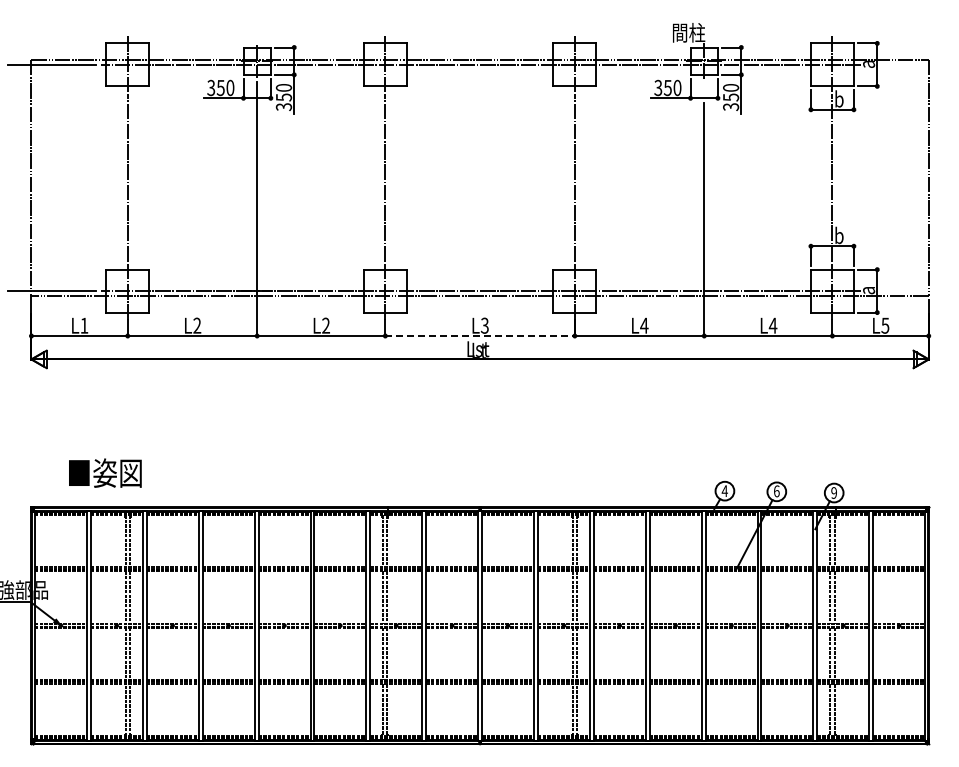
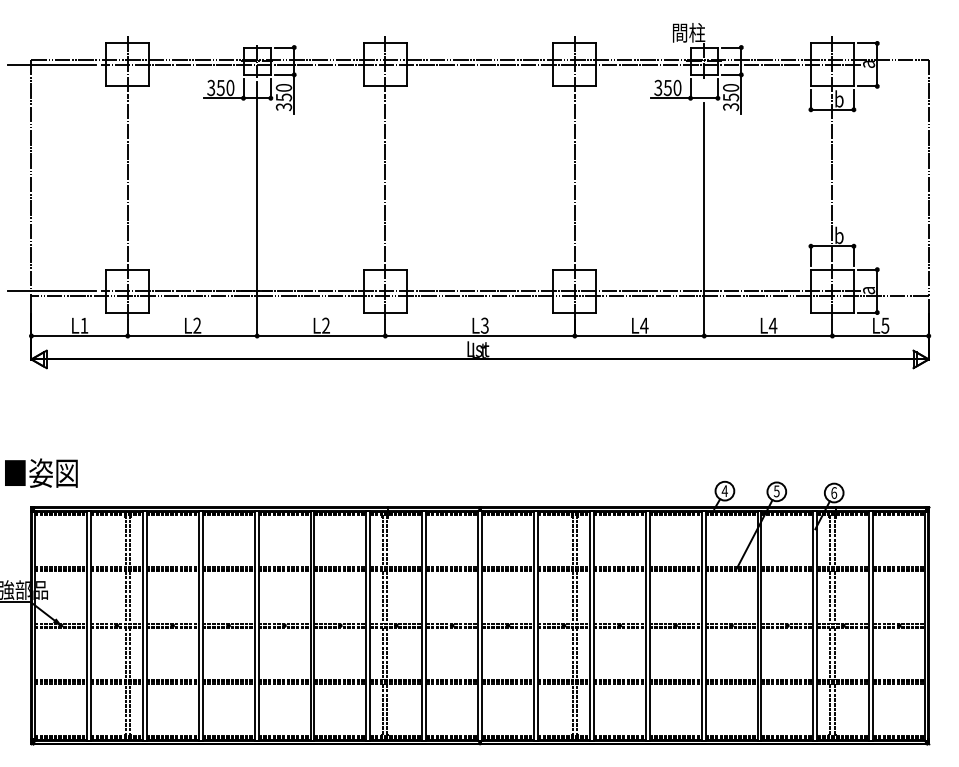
line: dashed -> solid (480, 336)
text position: (105, 472) -> (41, 472) (41, 472)
text: 6 -> 5 (776, 491)
text: 9 -> 6 (834, 492)
